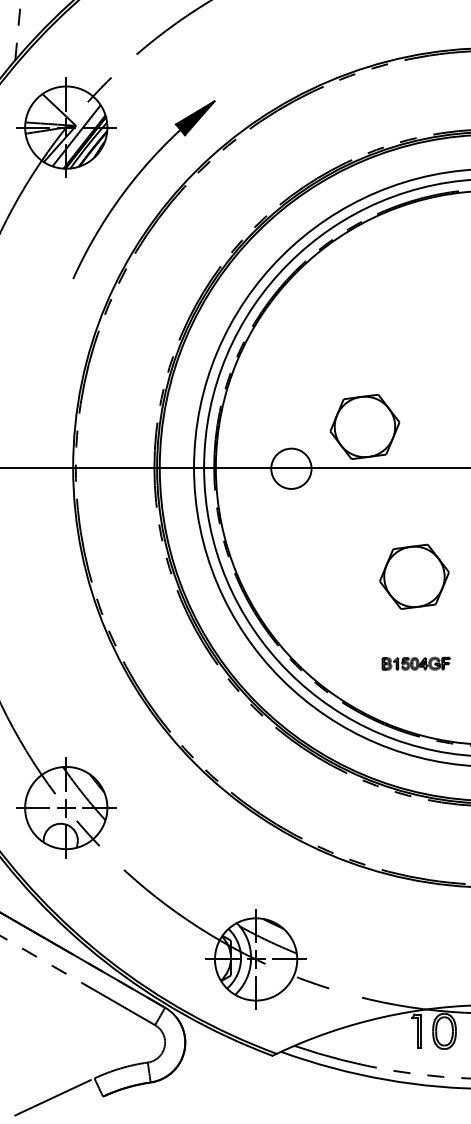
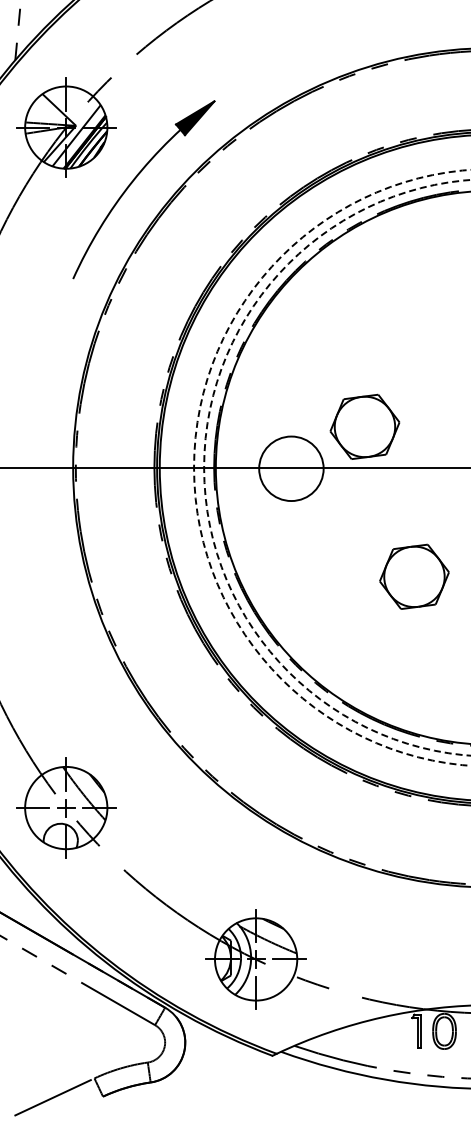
circle: solid -> dashed (332, 467)
circle: solid -> dashed (337, 467)
circle diameter: 40 px -> 64 px (291, 468)
part: present -> none (415, 663)
